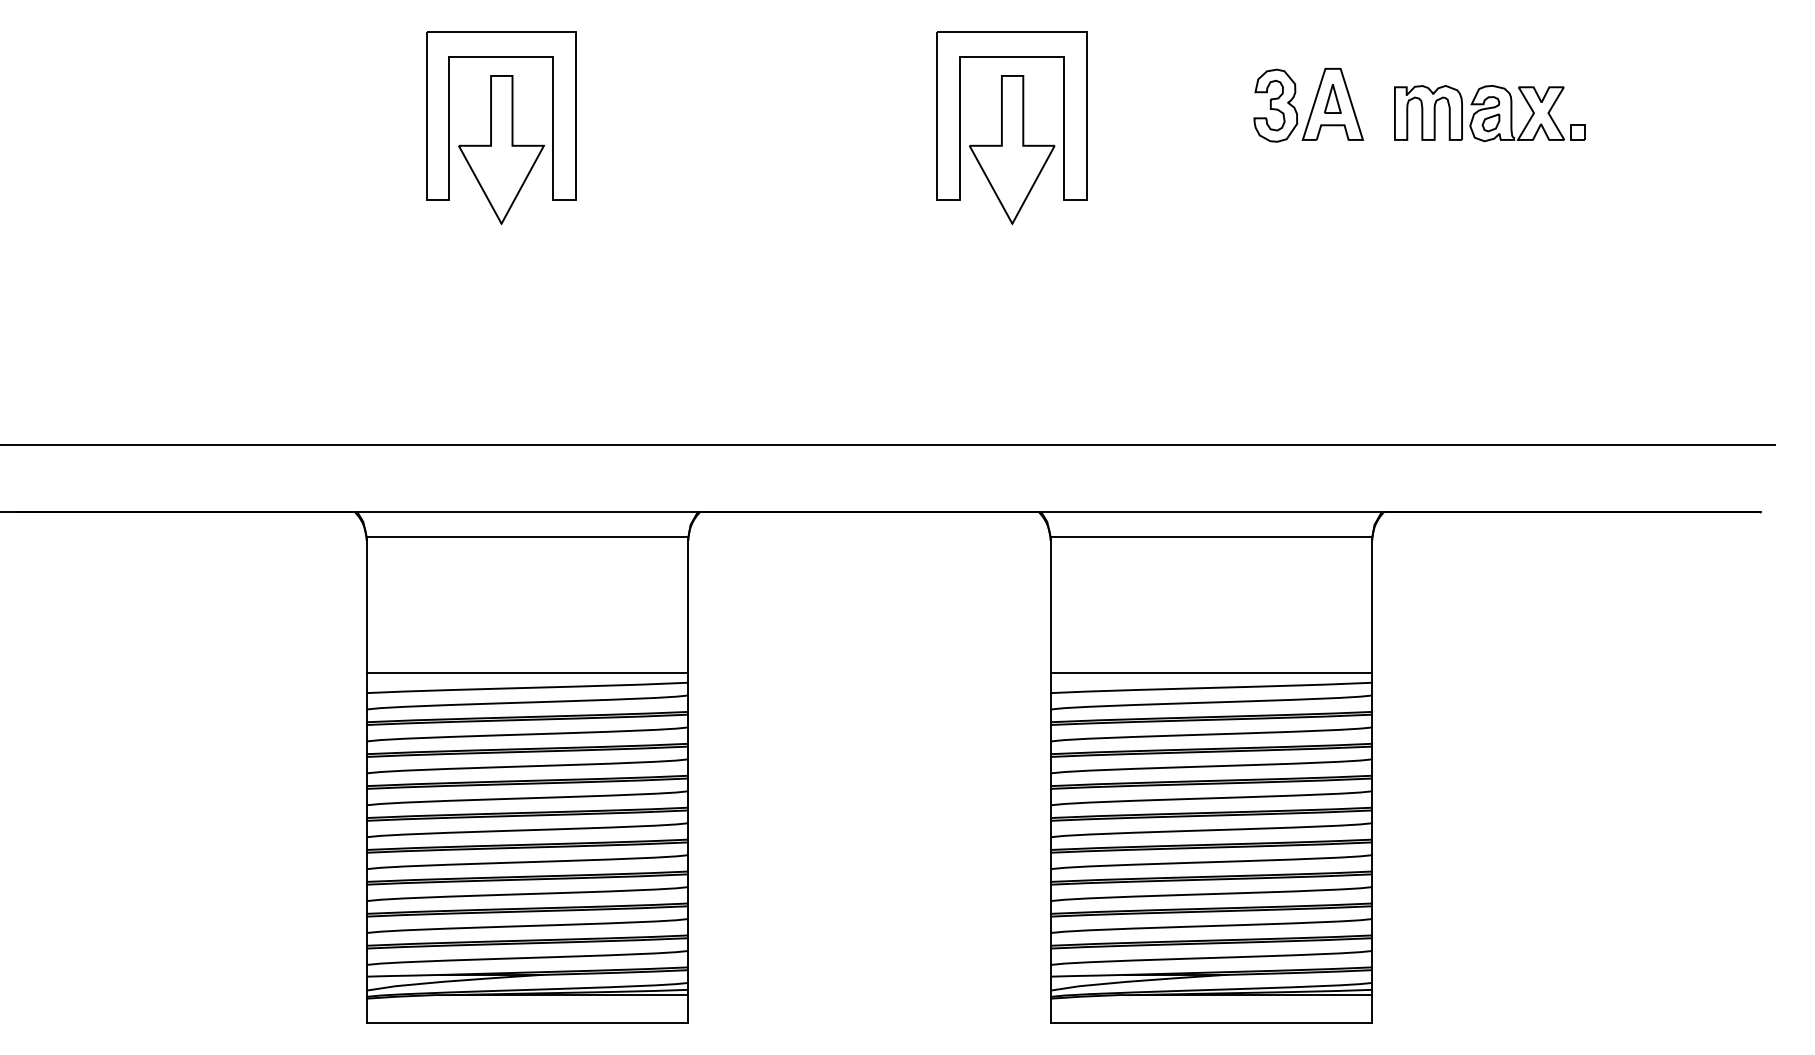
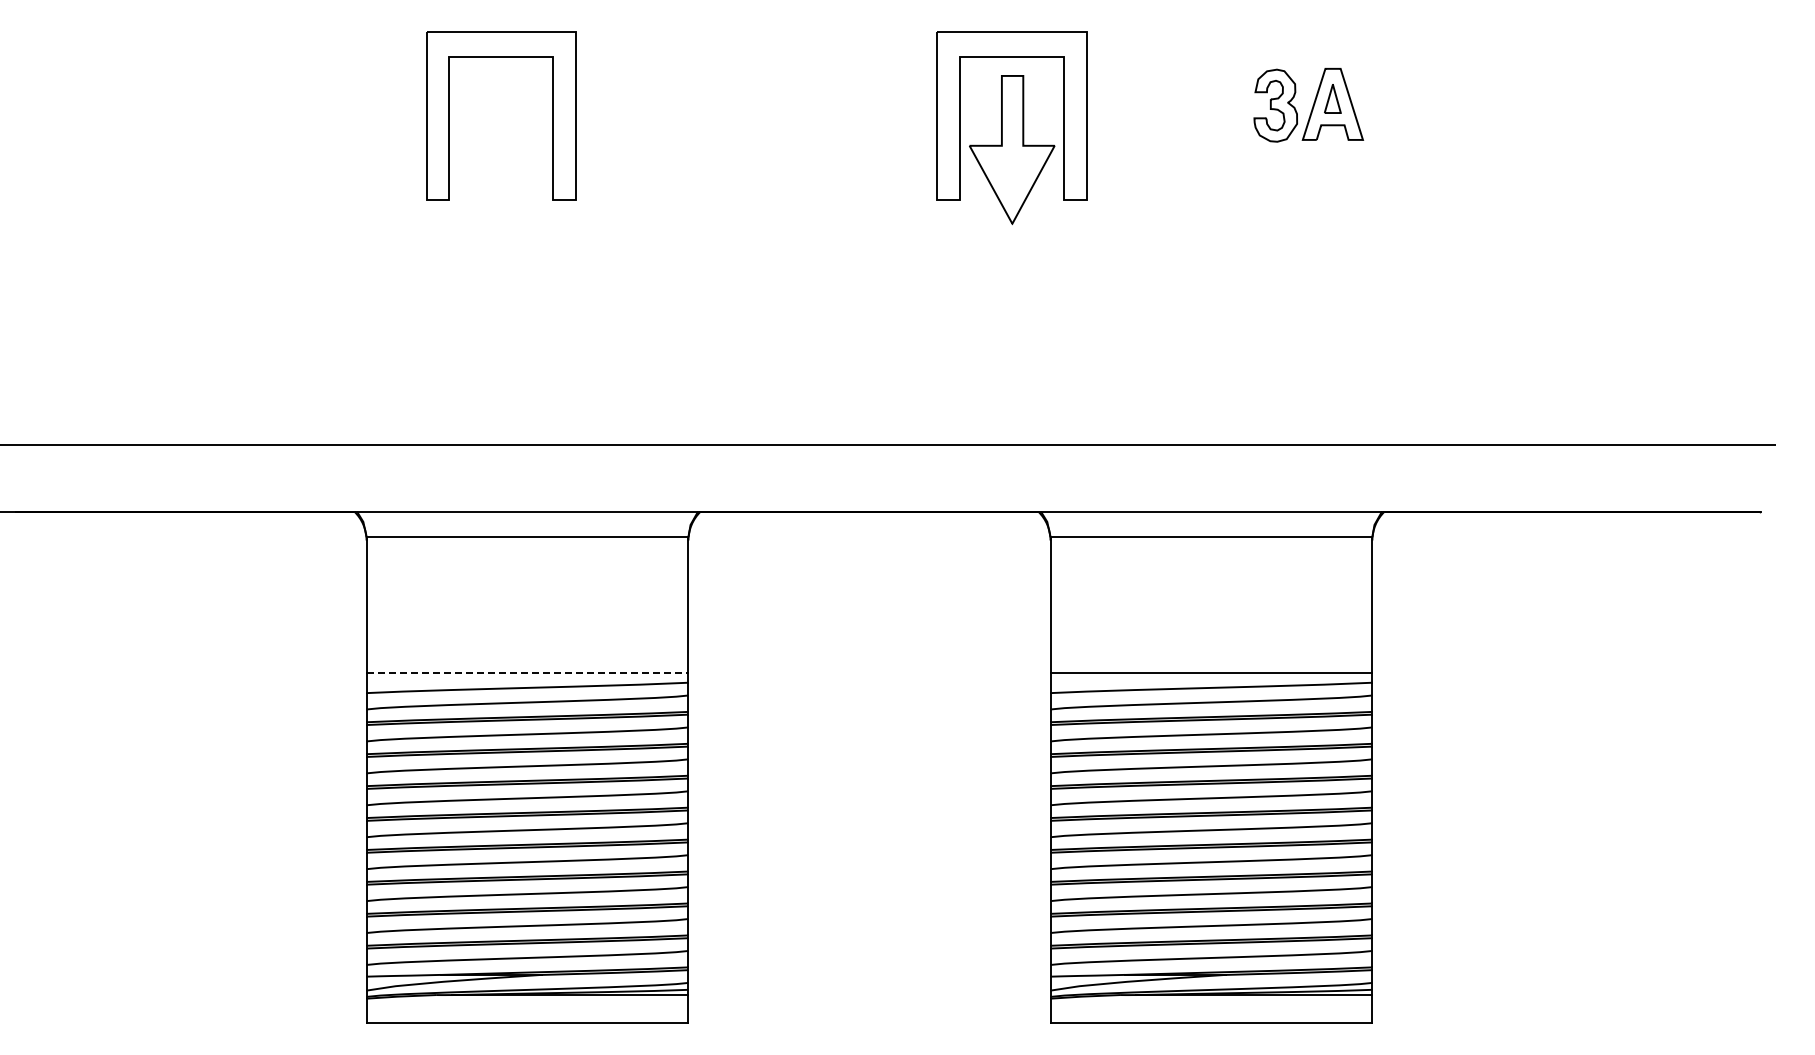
part: present -> none (1489, 113)
part: present -> none (501, 149)
line: solid -> dashed (527, 673)
